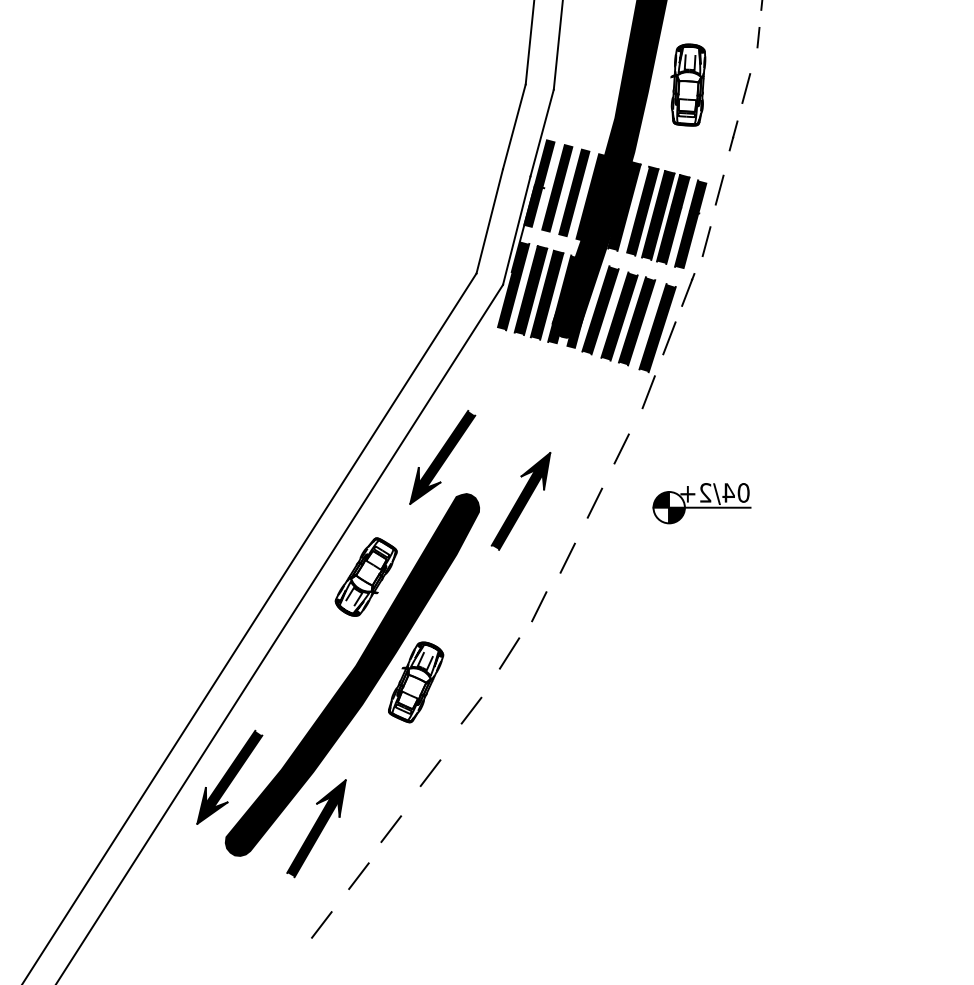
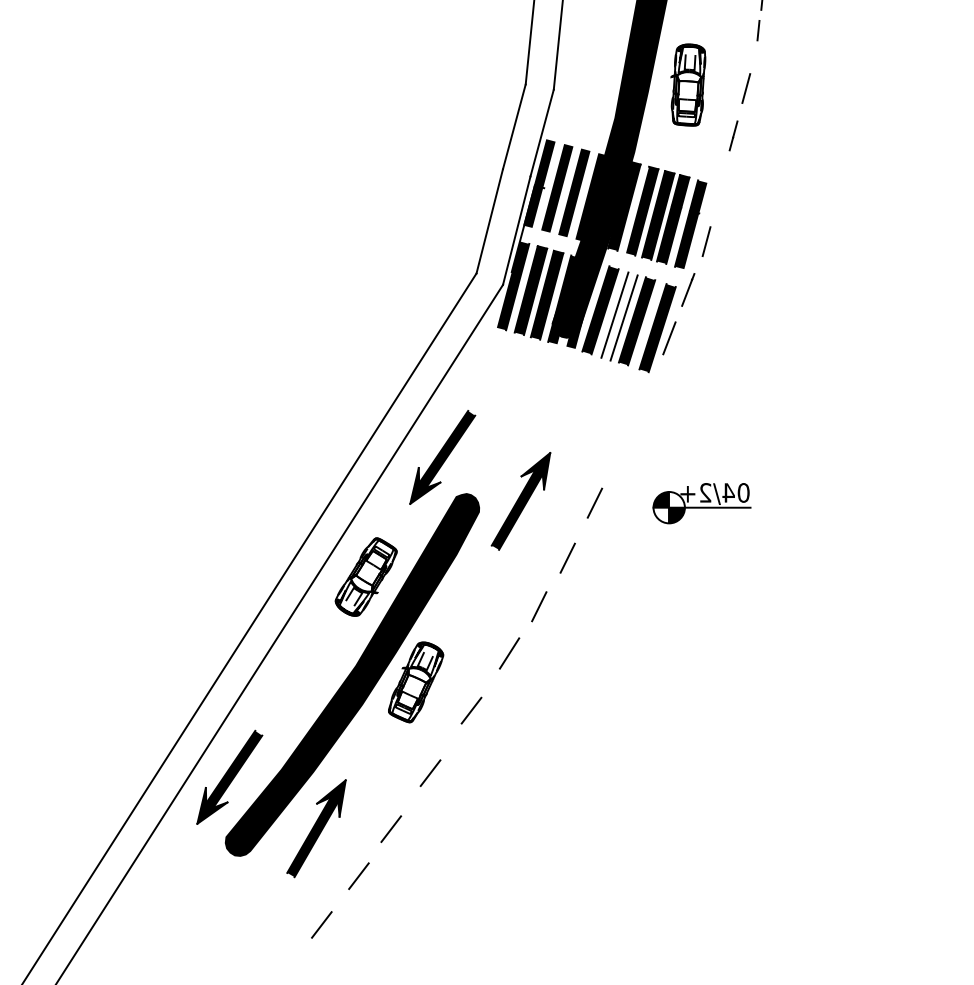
line position: (758, 37) -> (758, 30) (758, 30)
line: present -> none (719, 189)
fill: present -> none (619, 316)
line: present -> none (648, 392)
line: present -> none (621, 448)
